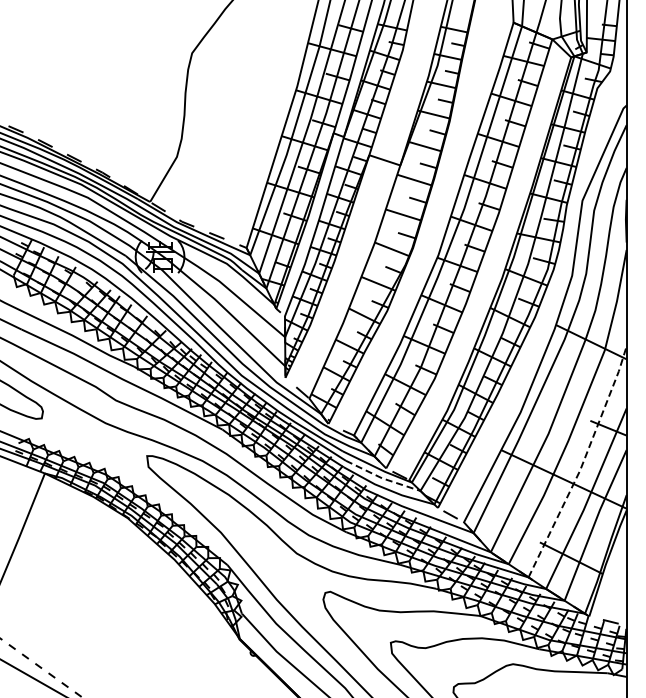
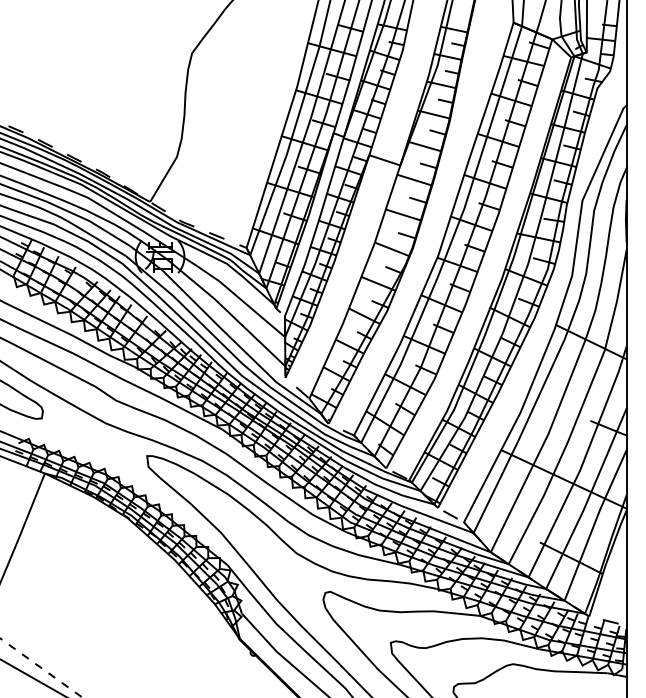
line: dashed -> solid (583, 463)
line: dashed -> solid (382, 478)
